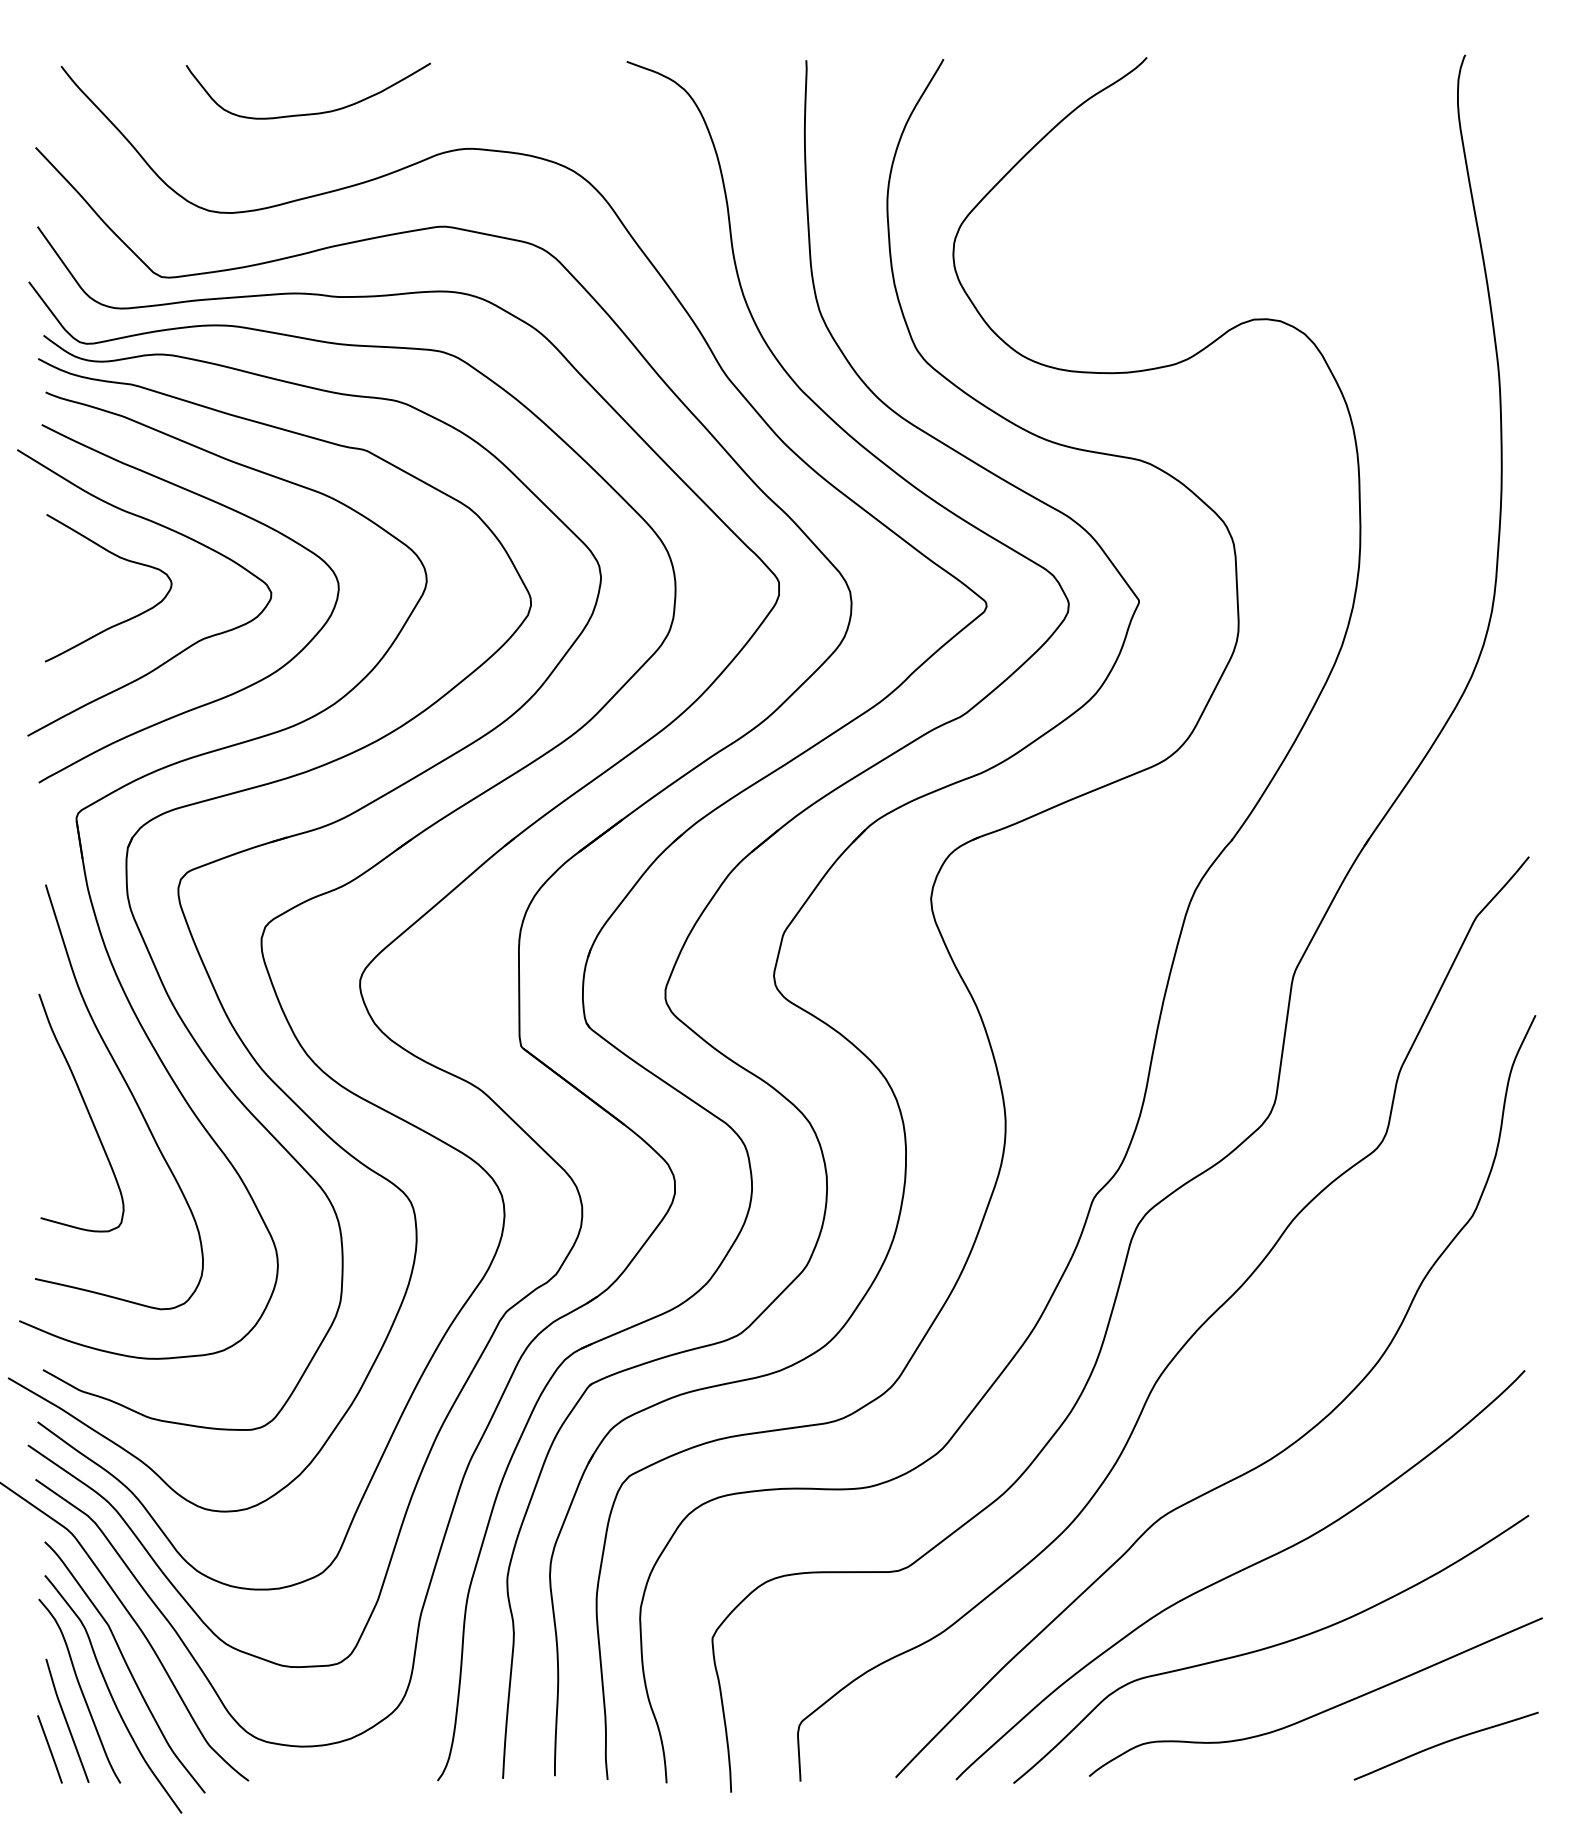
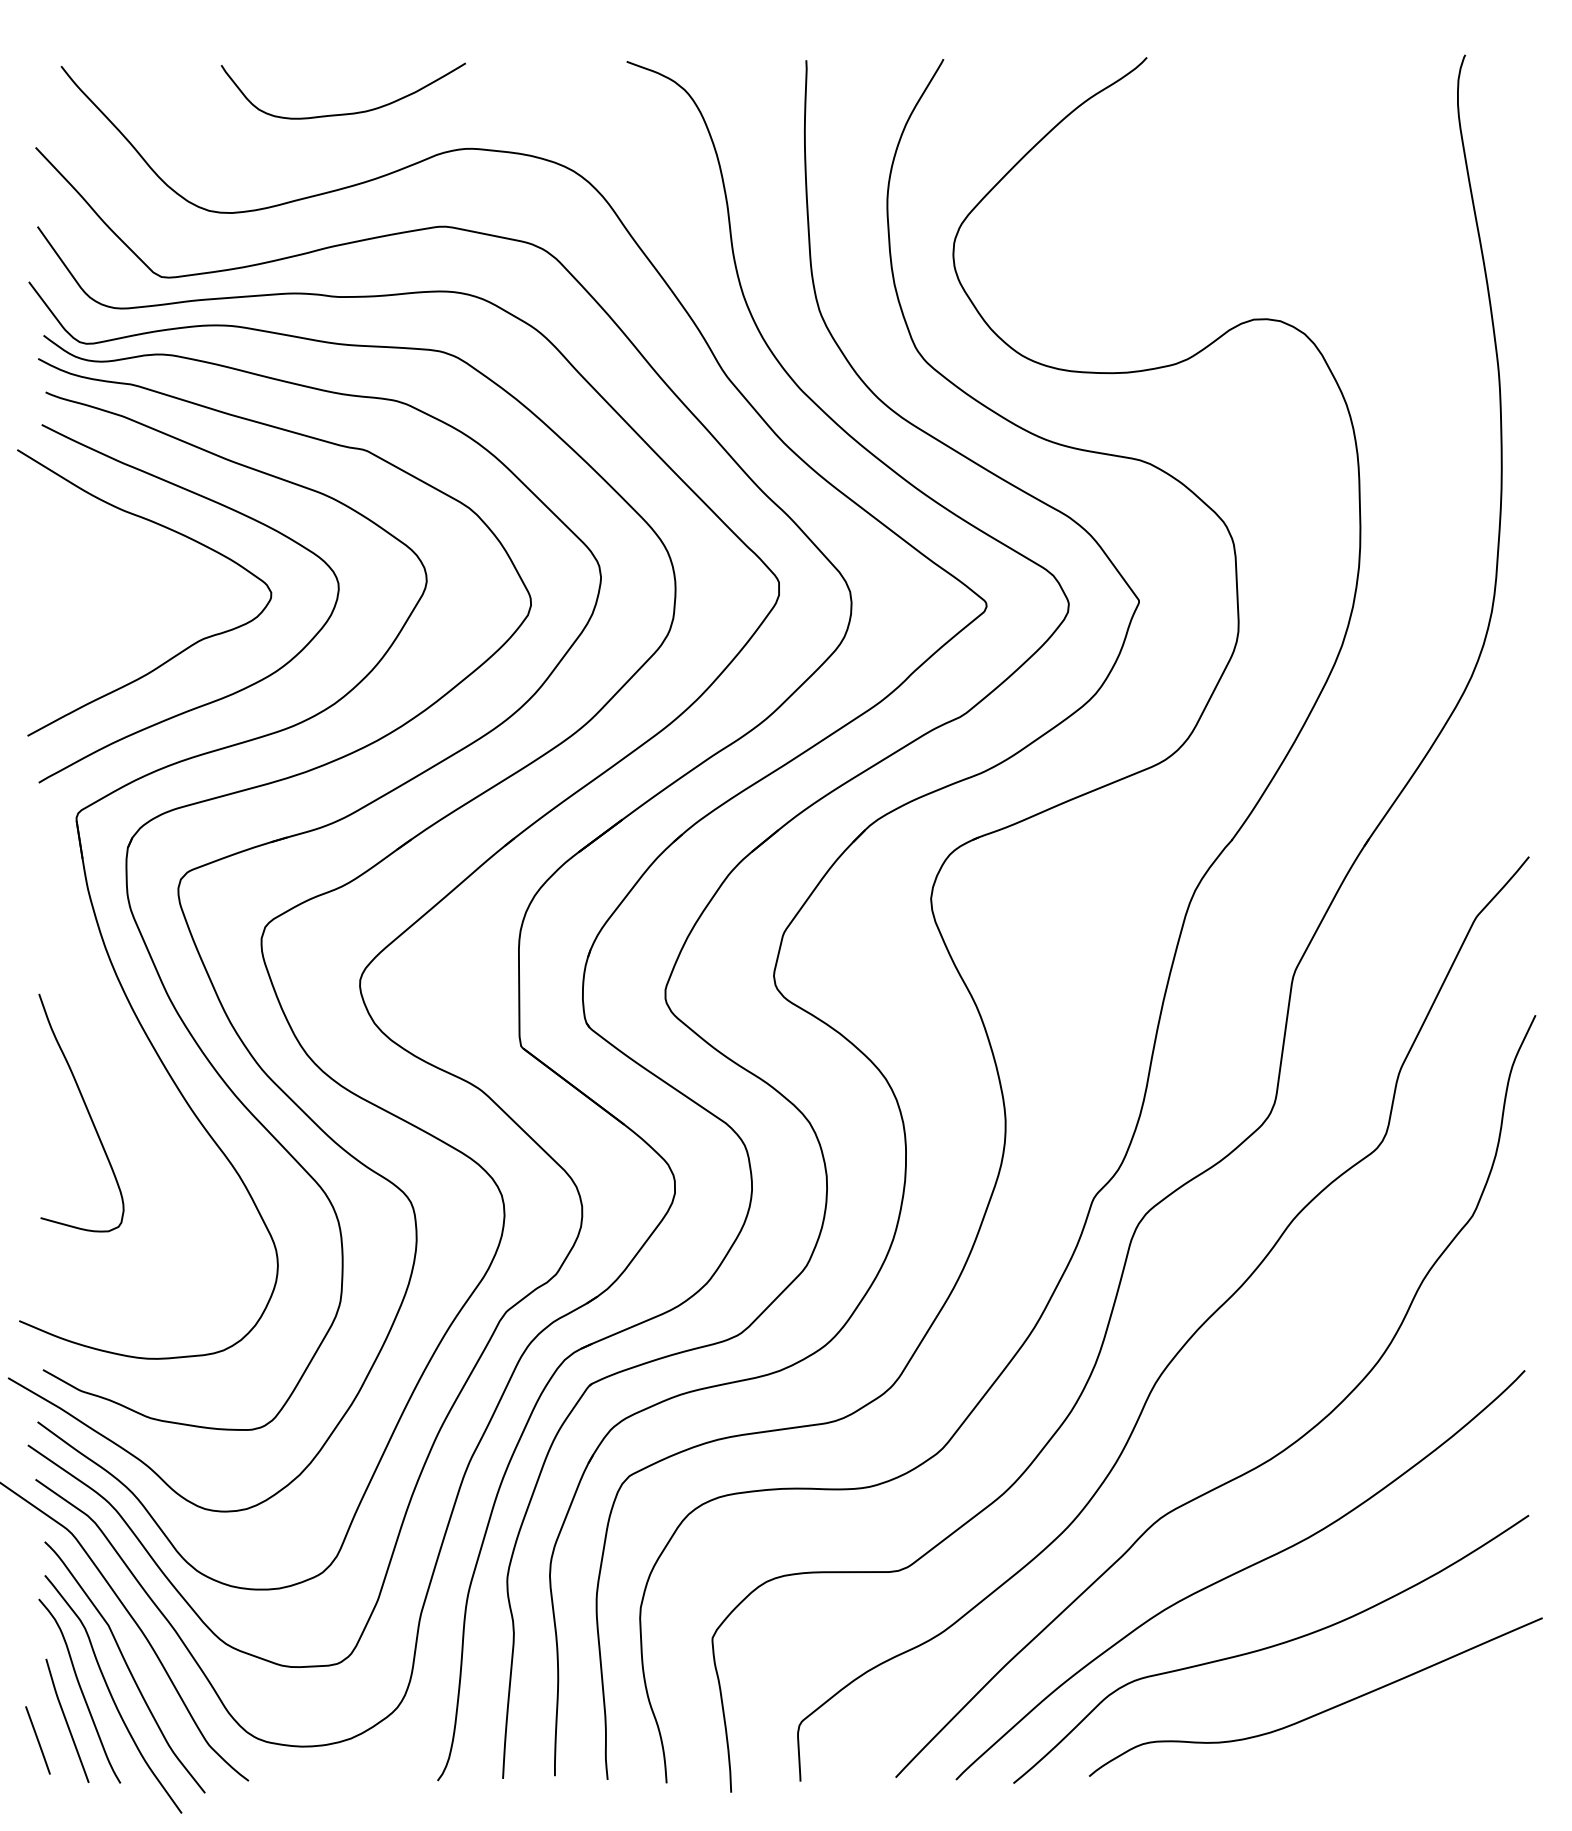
curve position: (307, 113) -> (342, 113) (342, 113)
curve: present -> none (119, 558)
curve: present -> none (129, 1091)
curve: present -> none (1445, 1743)
line position: (49, 1749) -> (37, 1740) (37, 1740)
